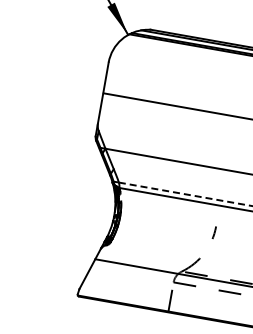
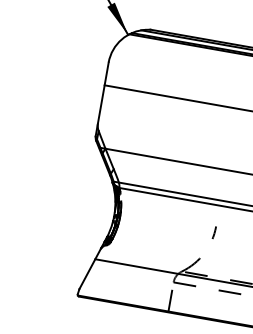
line position: (176, 106) -> (176, 97) (176, 97)
line: dashed -> solid (185, 194)
